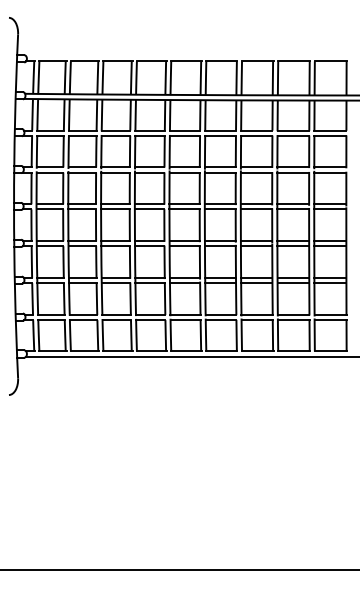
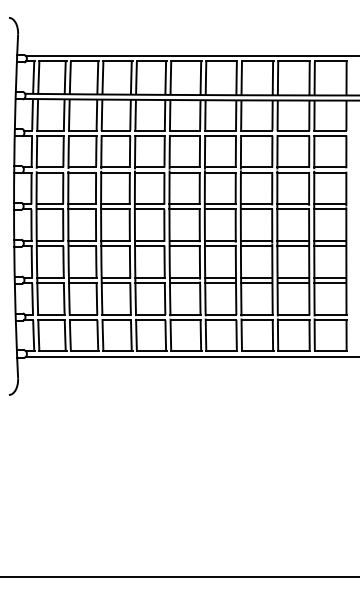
line: none -> present (191, 56)
line position: (179, 570) -> (179, 577) (179, 577)
